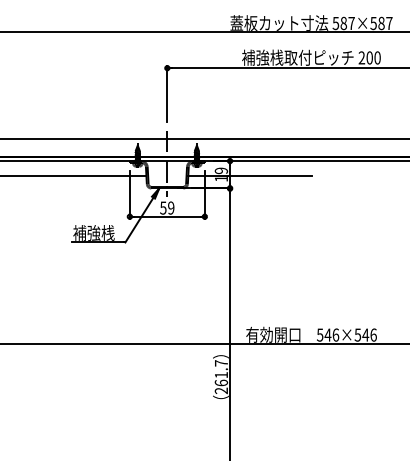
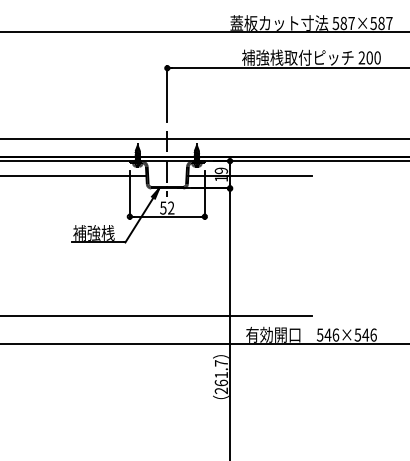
text: 59 -> 52 (171, 208)
line: none -> present (156, 315)
